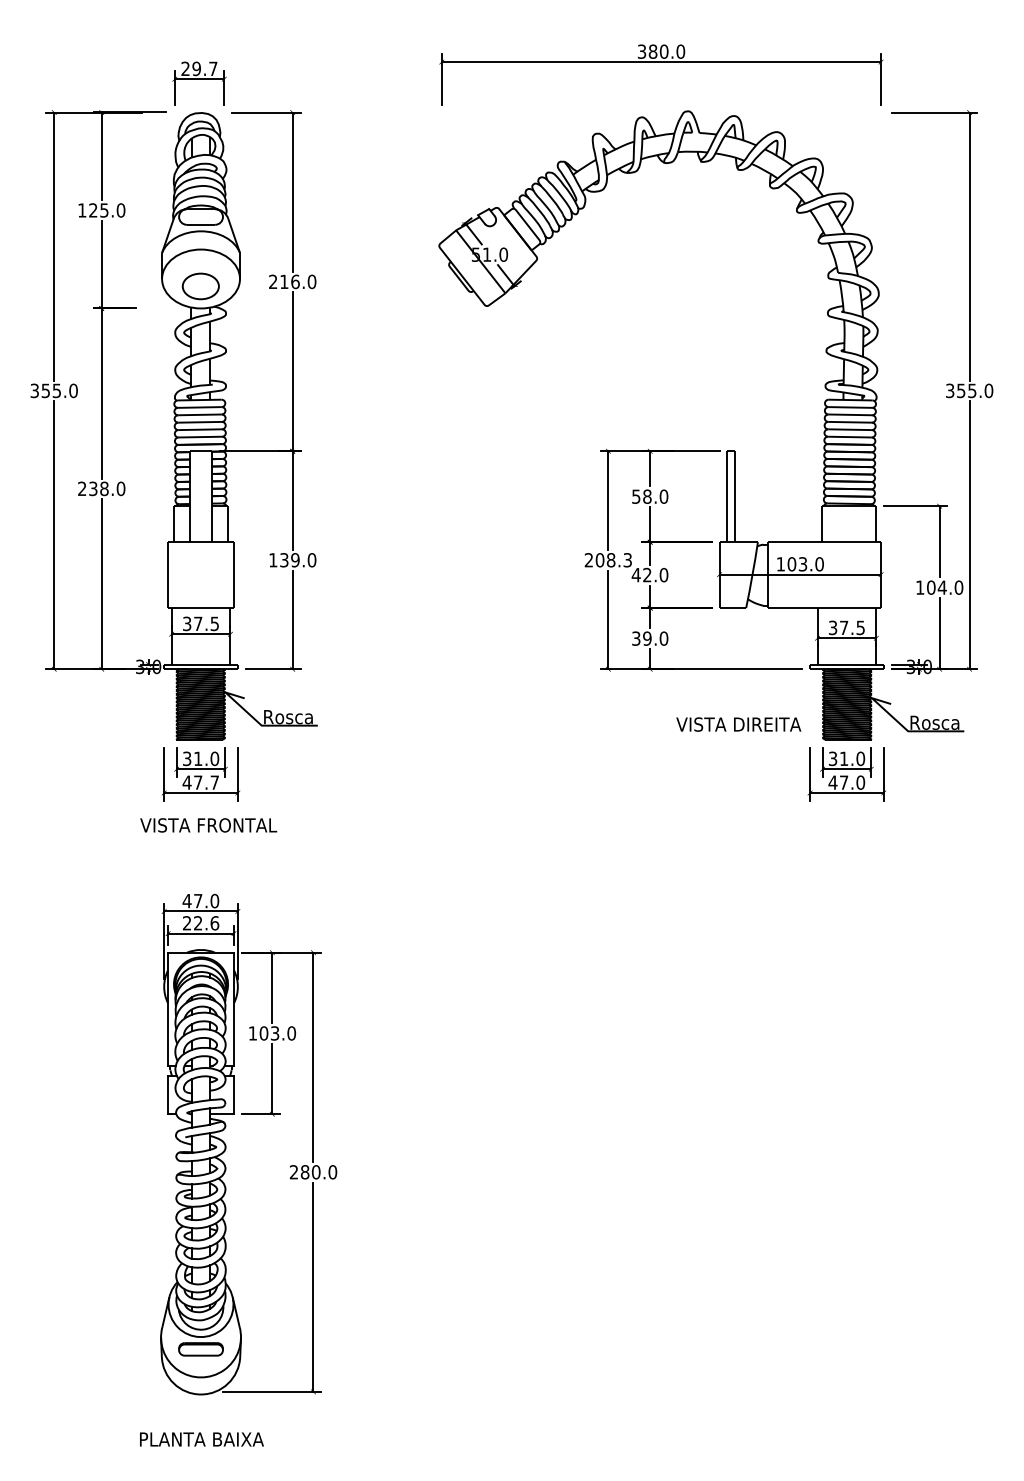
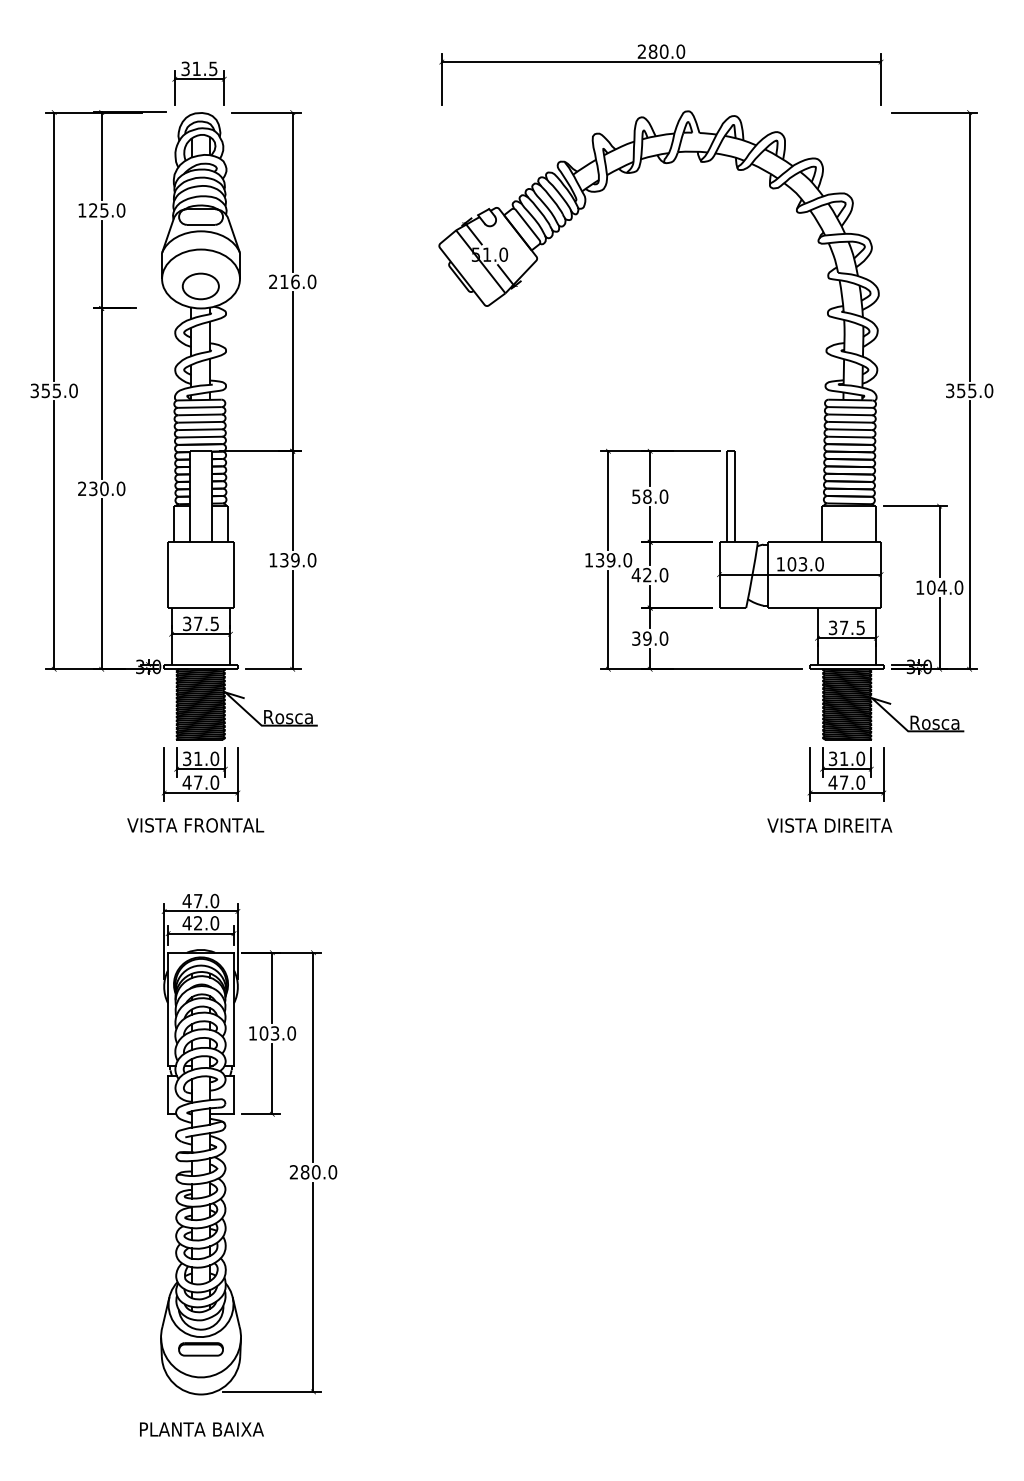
text: 380.0 -> 280.0 (641, 51)
text: 29.7 -> 31.5 (199, 68)
text: 238.0 -> 230.0 (104, 488)
text: 208.3 -> 139.0 (608, 560)
text position: (738, 724) -> (829, 825) (829, 825)
text: 47.7 -> 47.0 (214, 782)
text position: (208, 825) -> (195, 825) (195, 825)
text: 22.6 -> 42.0 (200, 923)
text position: (201, 1439) -> (201, 1429) (201, 1429)
